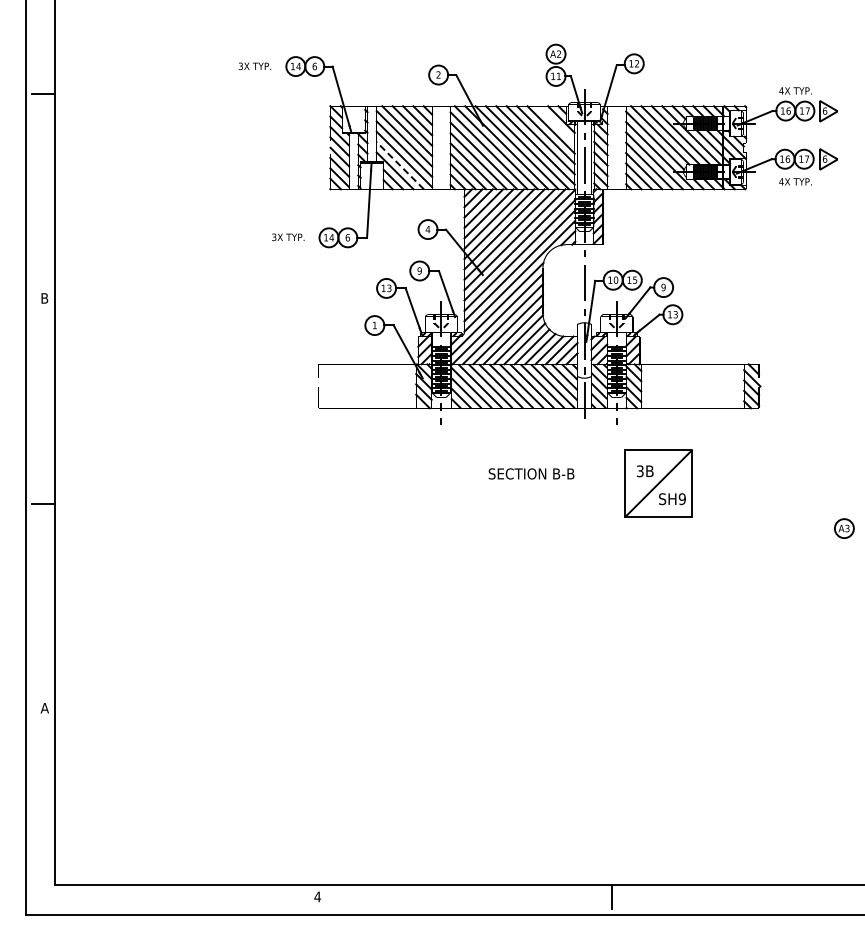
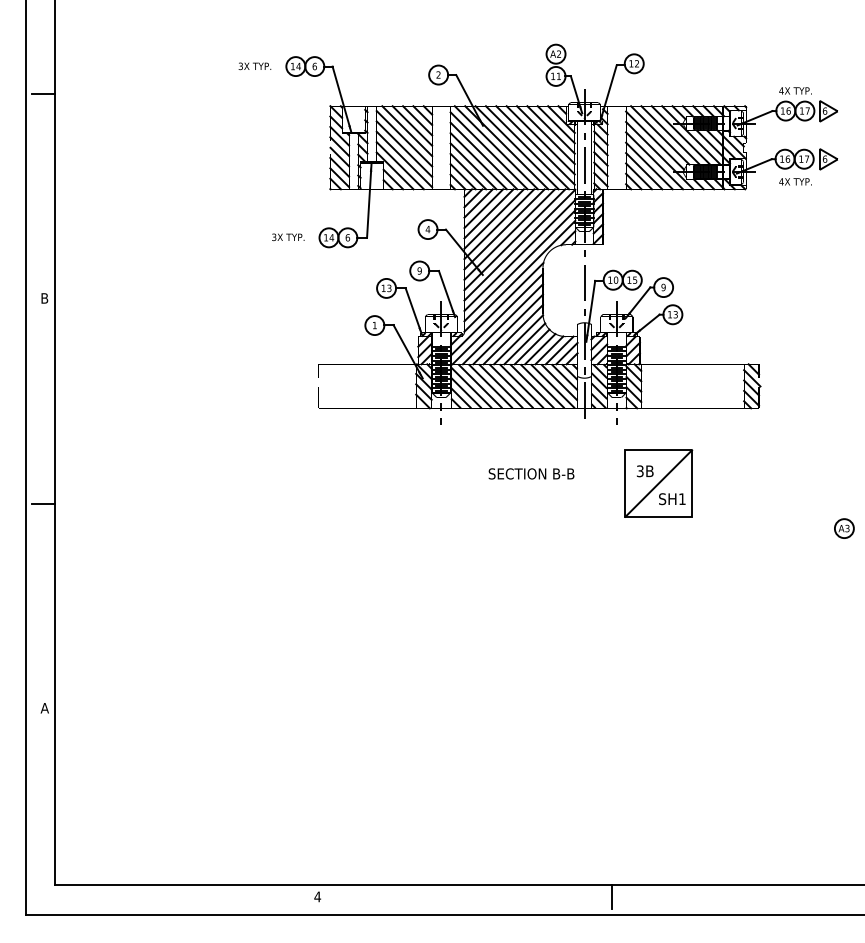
line: none -> present (555, 124)
line: dashed -> solid (400, 165)
text: SH9 -> SH1 (681, 499)
